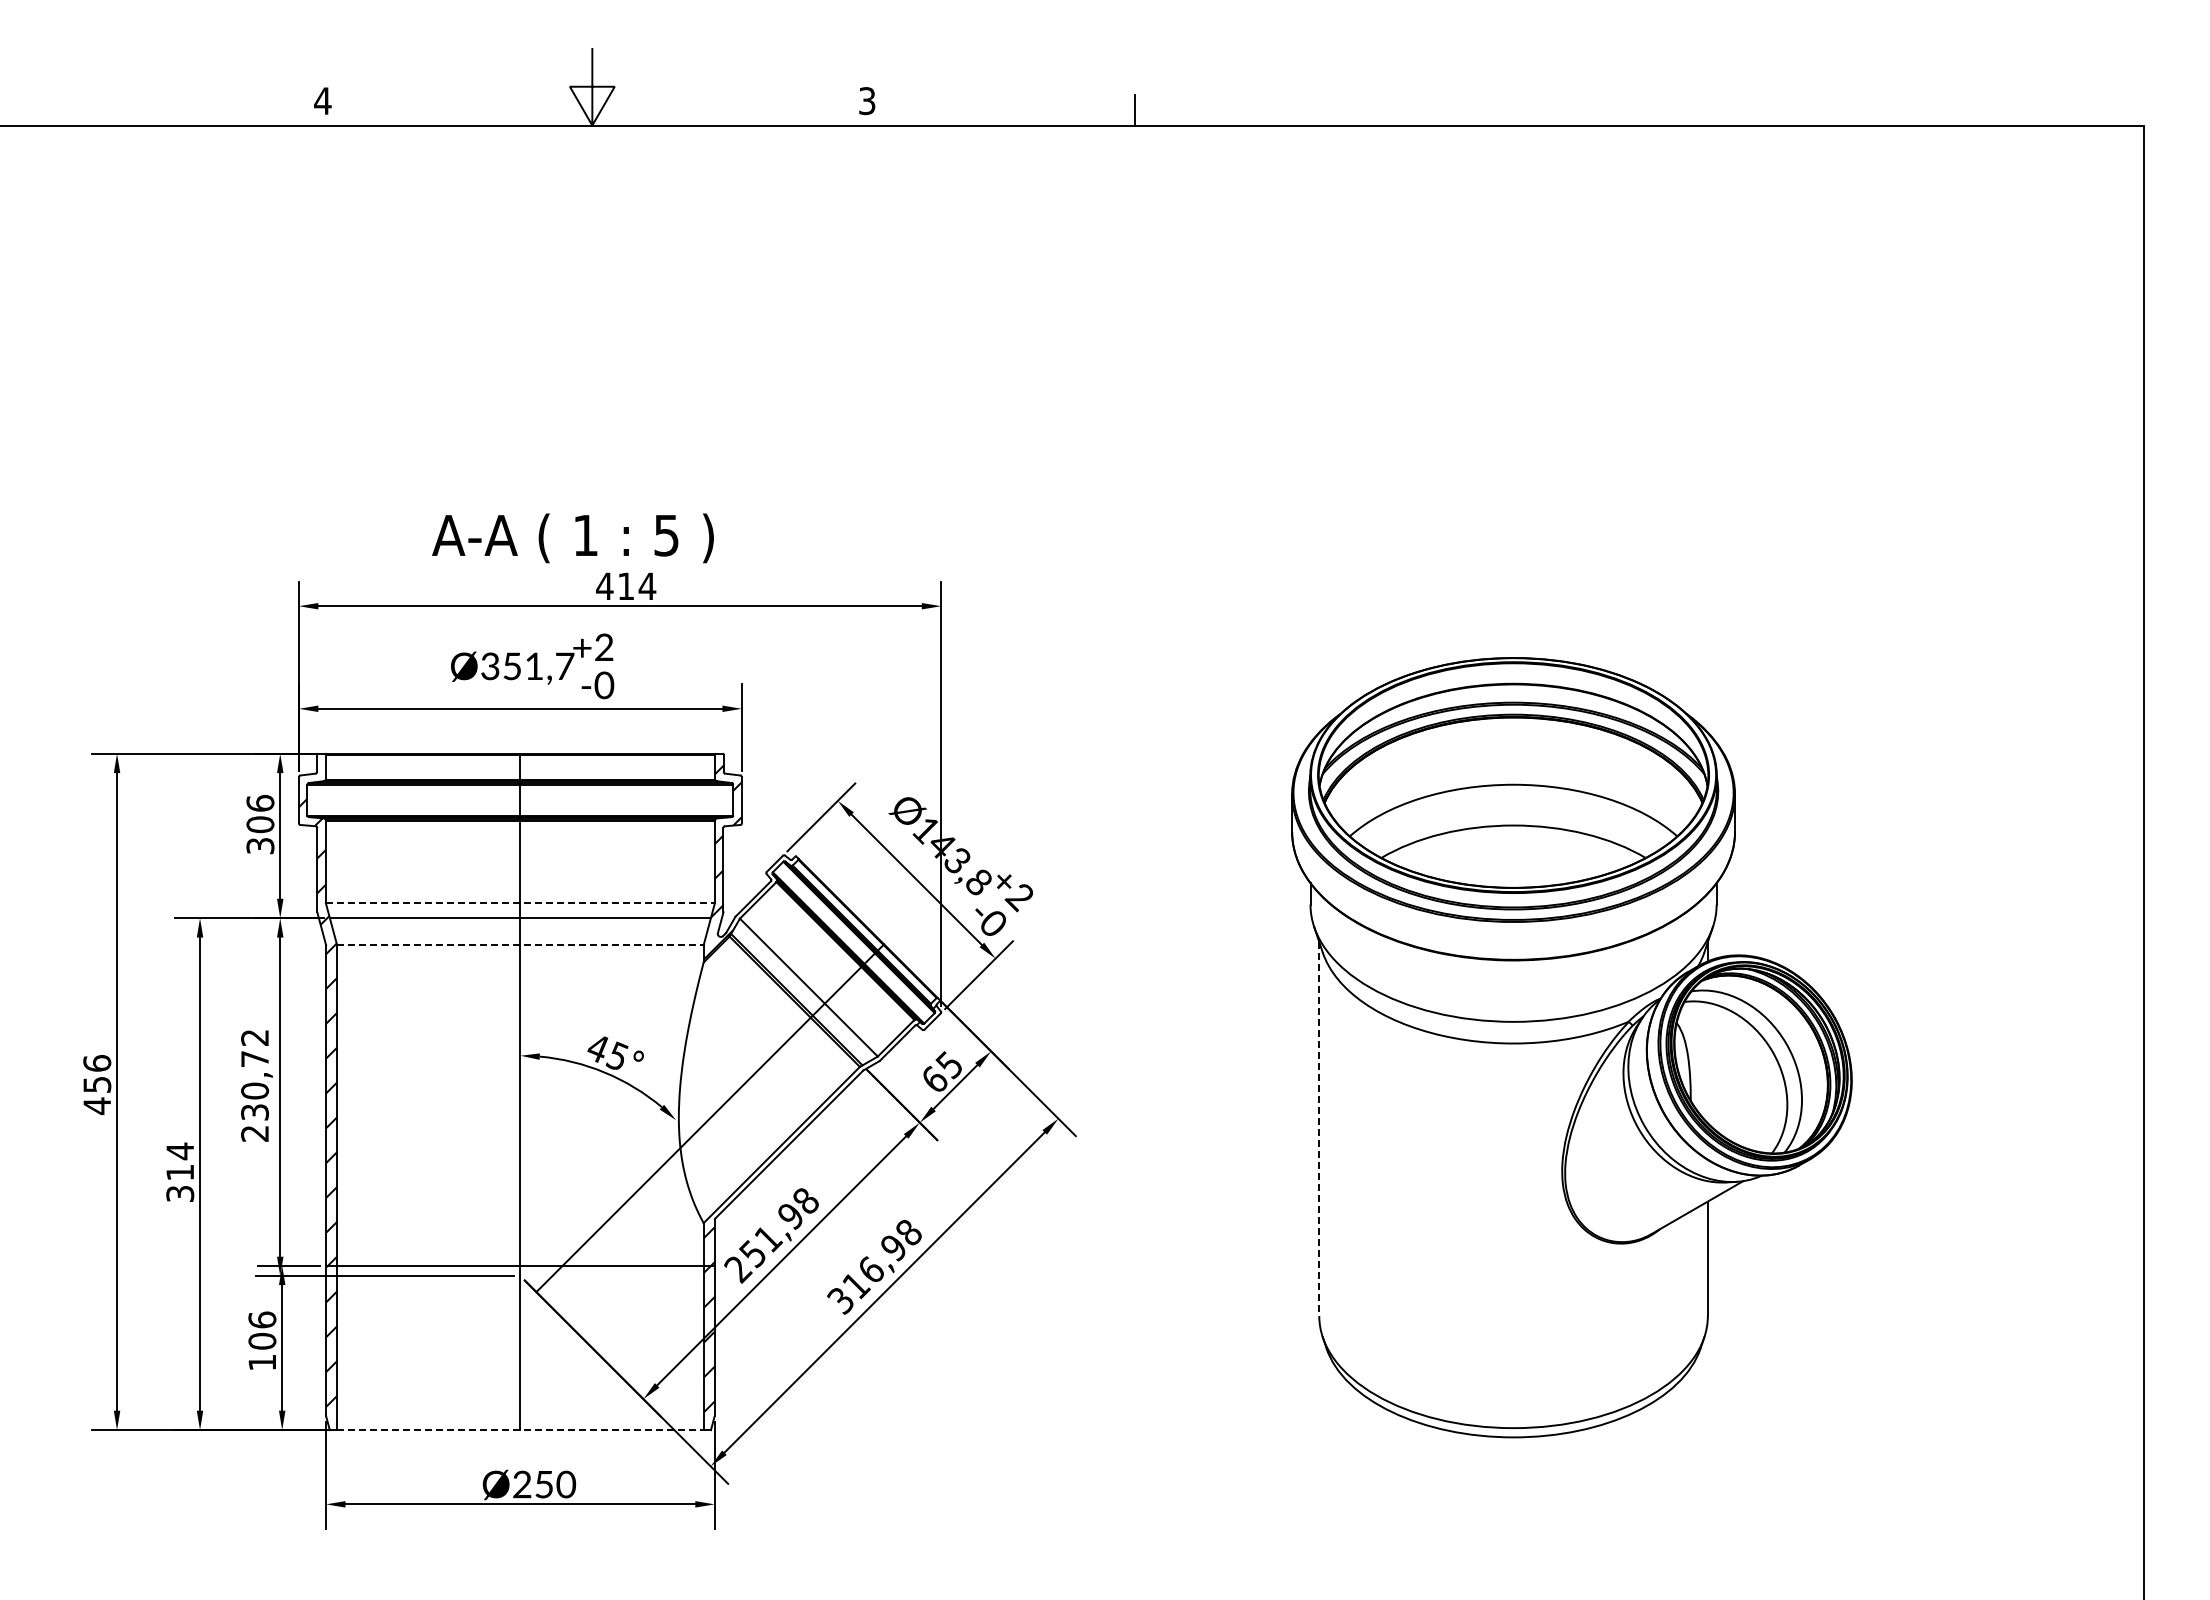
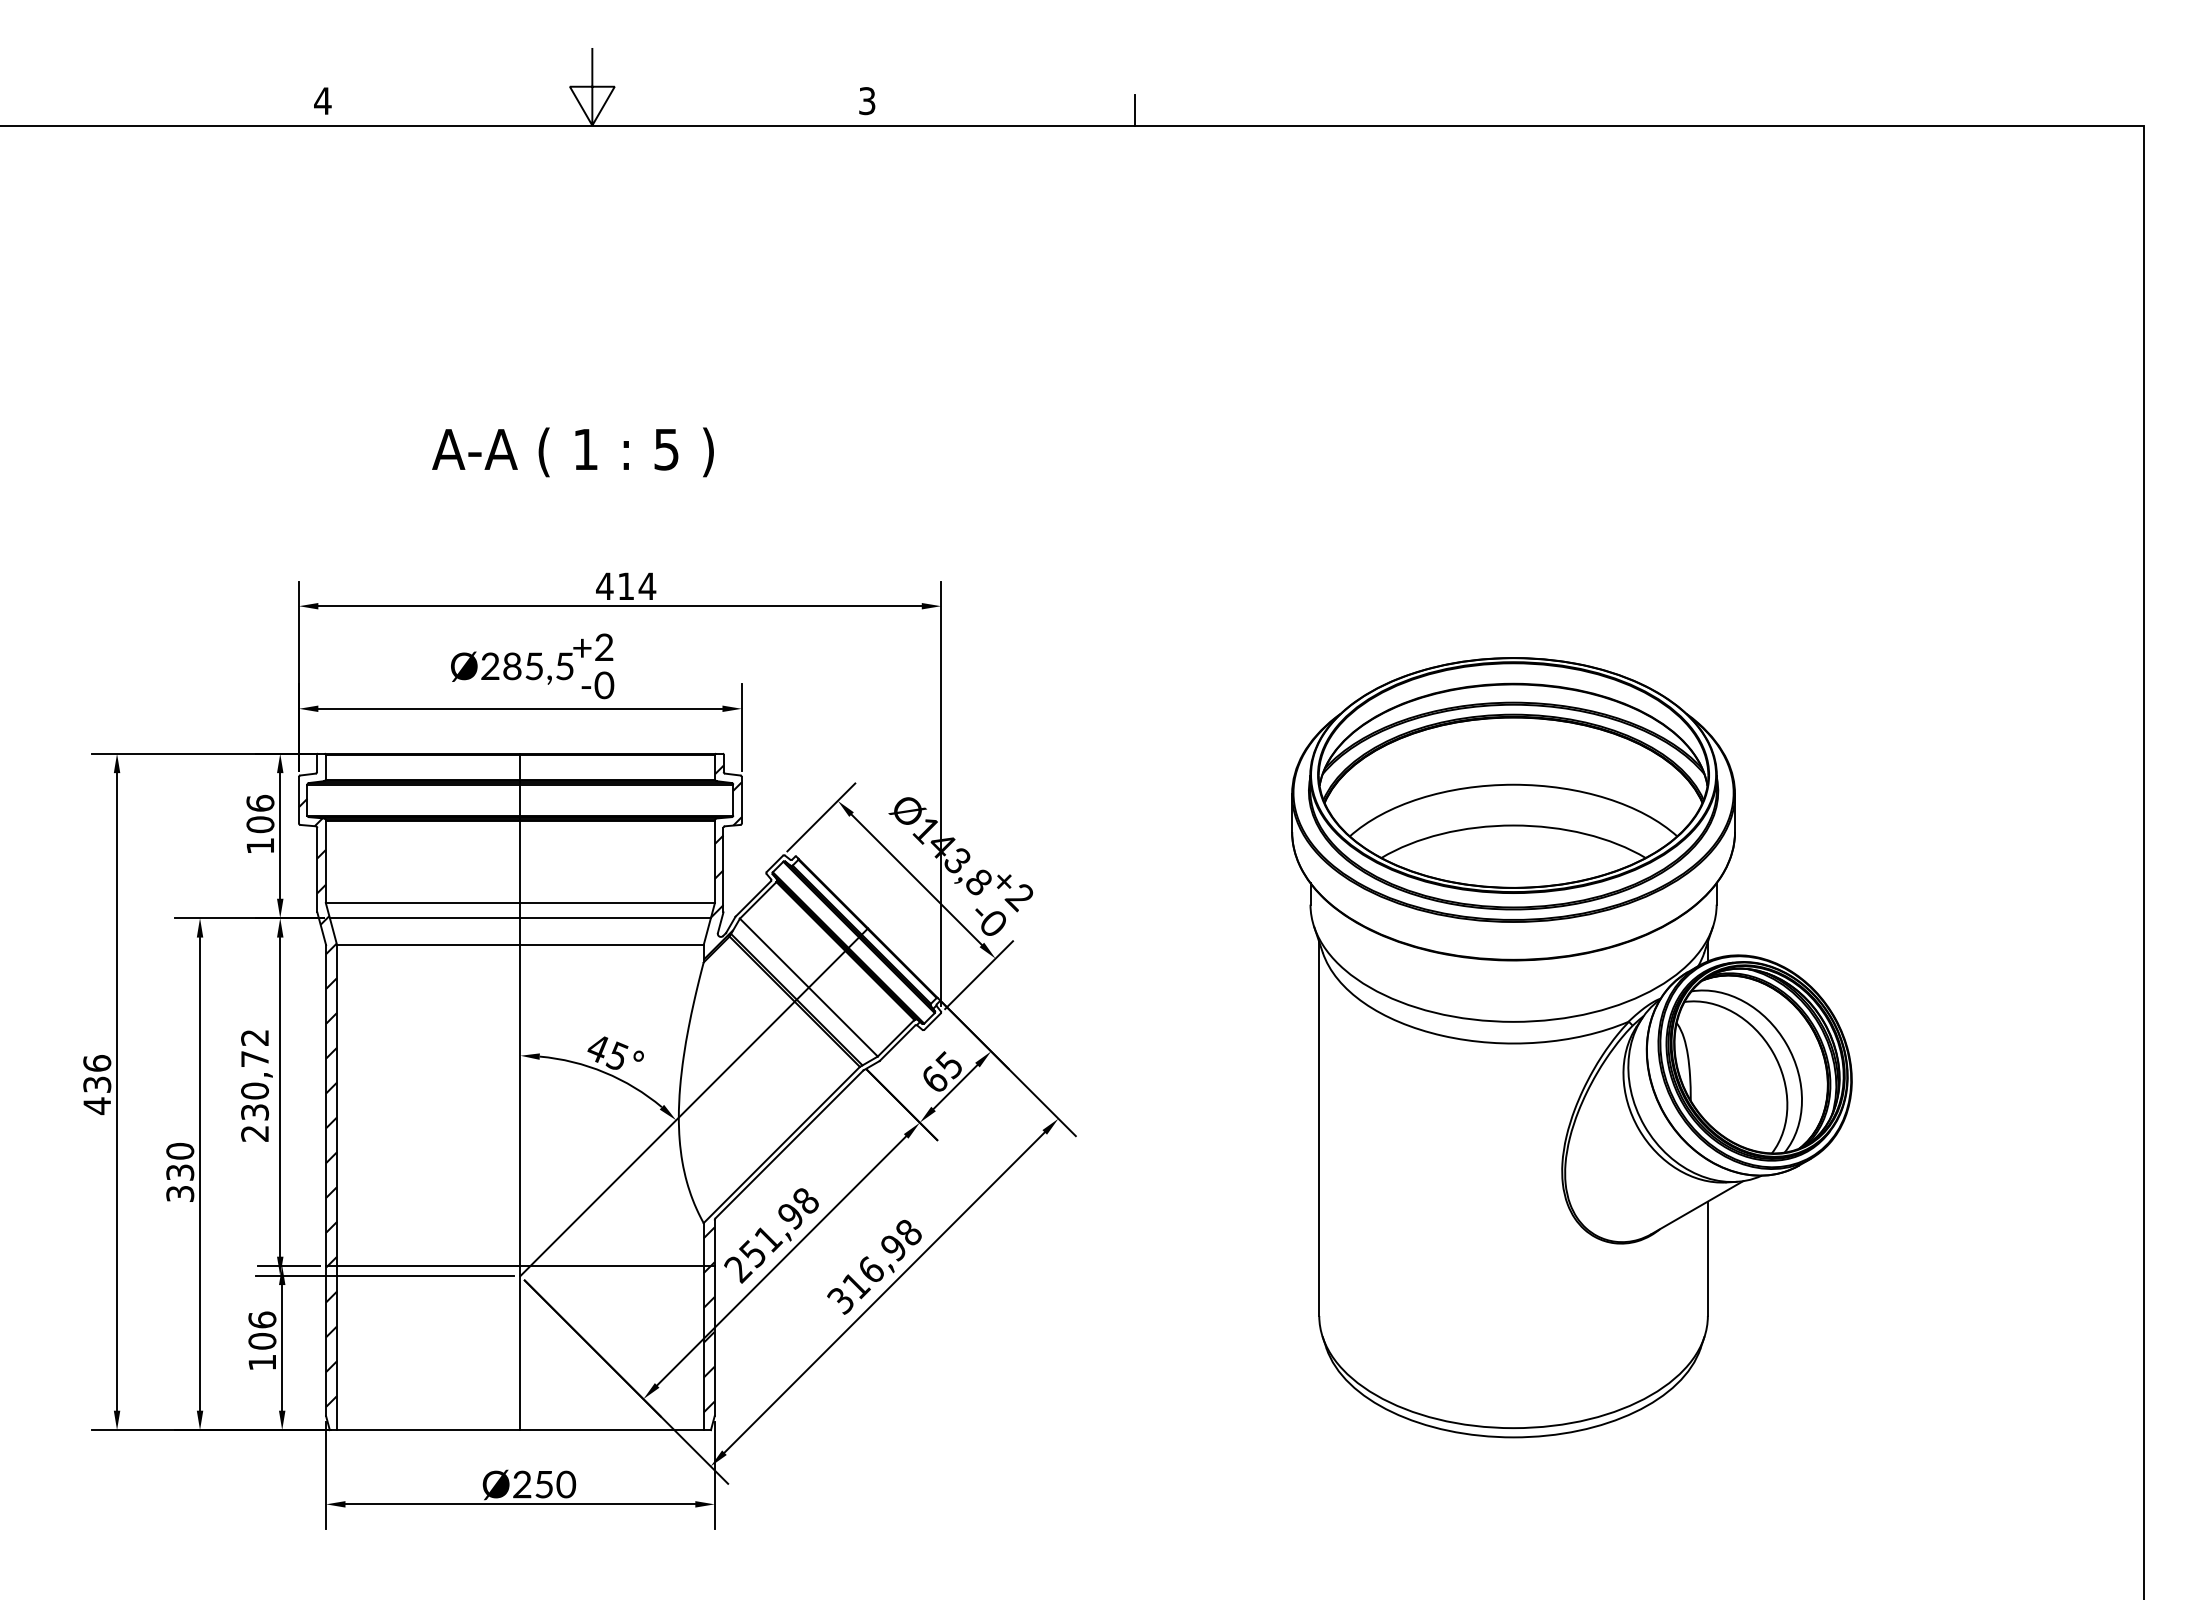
text position: (572, 538) -> (572, 452) (572, 452)
text: Ø351,7 -> Ø285,5 (527, 666)
text: 306 -> 106 (260, 846)
line: dashed -> solid (520, 903)
line: dashed -> solid (520, 945)
text: 456 -> 436 (96, 1084)
line position: (710, 1118) -> (694, 1102) (694, 1102)
line: dashed -> solid (1319, 1129)
text: 314 -> 330 (180, 1161)
line: dashed -> solid (520, 1430)
